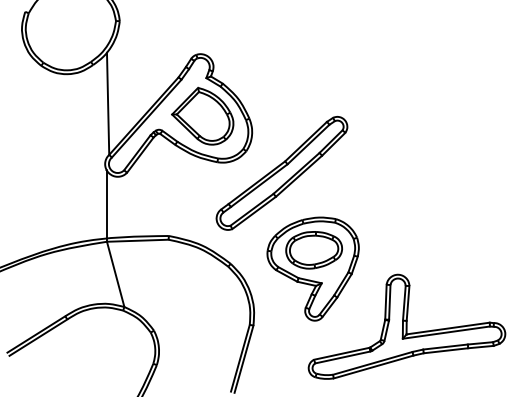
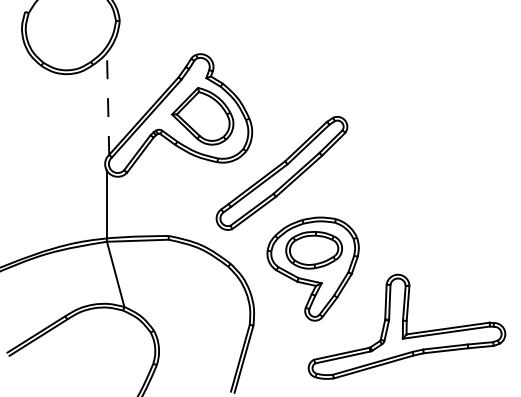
line: solid -> dashed (108, 103)
